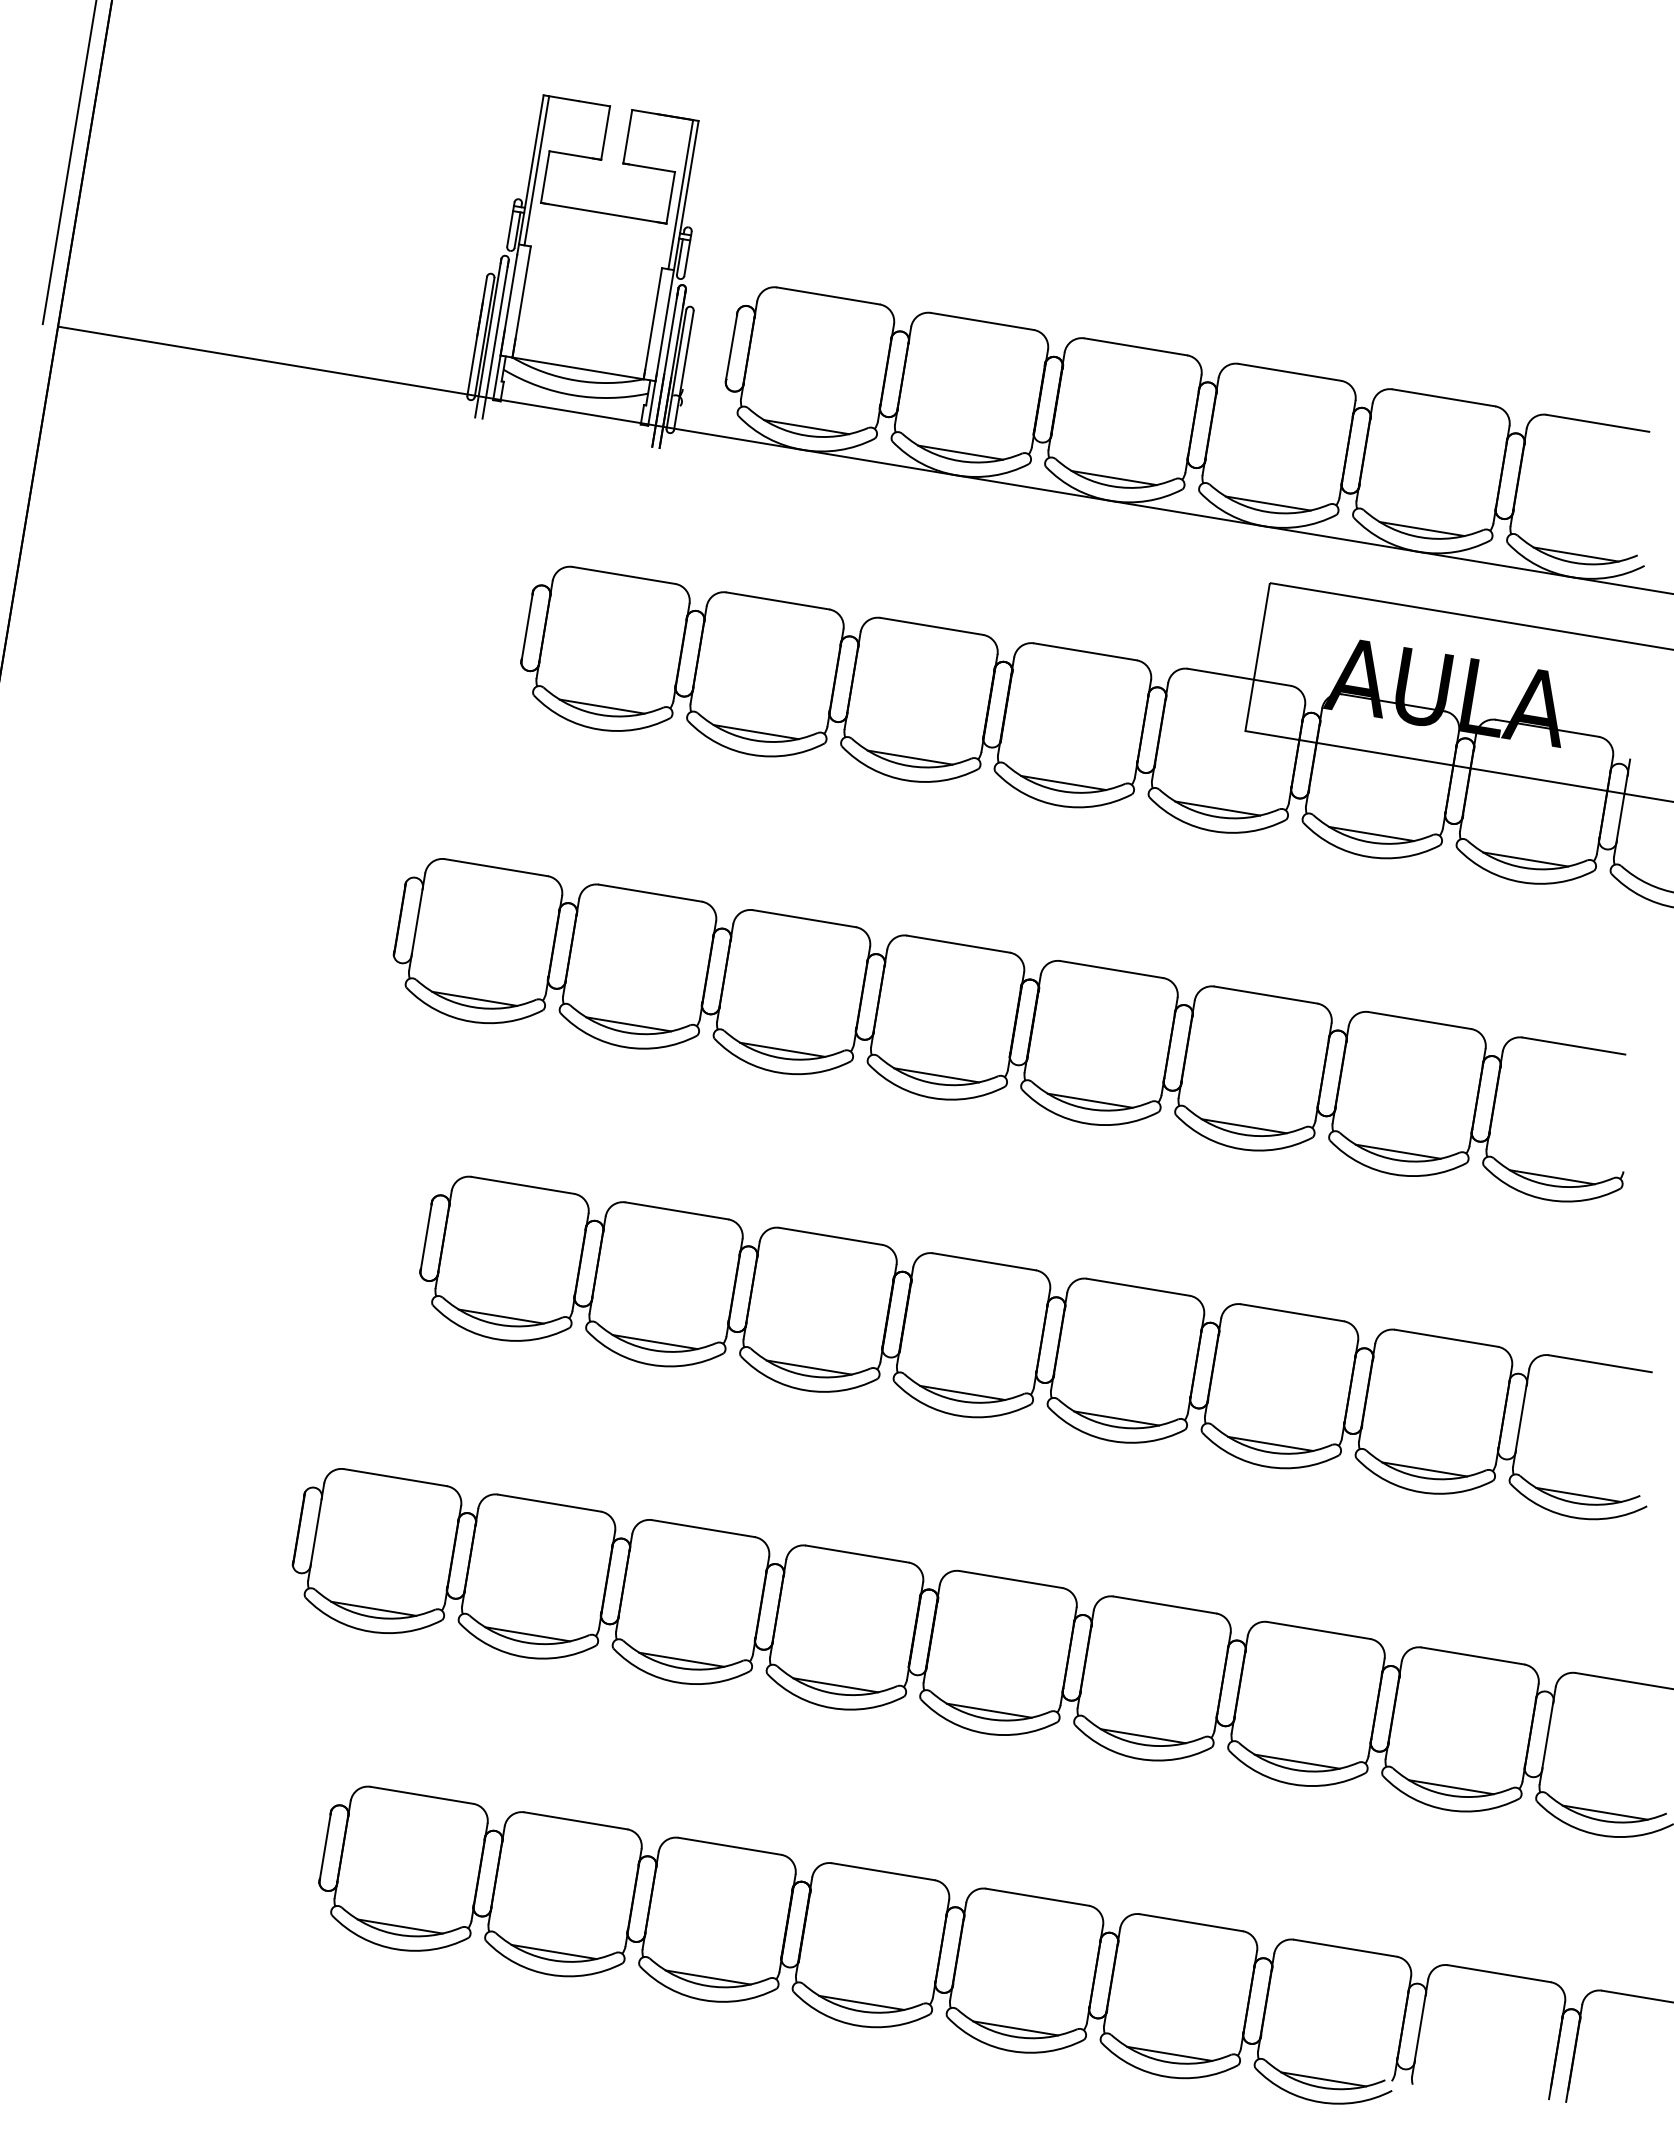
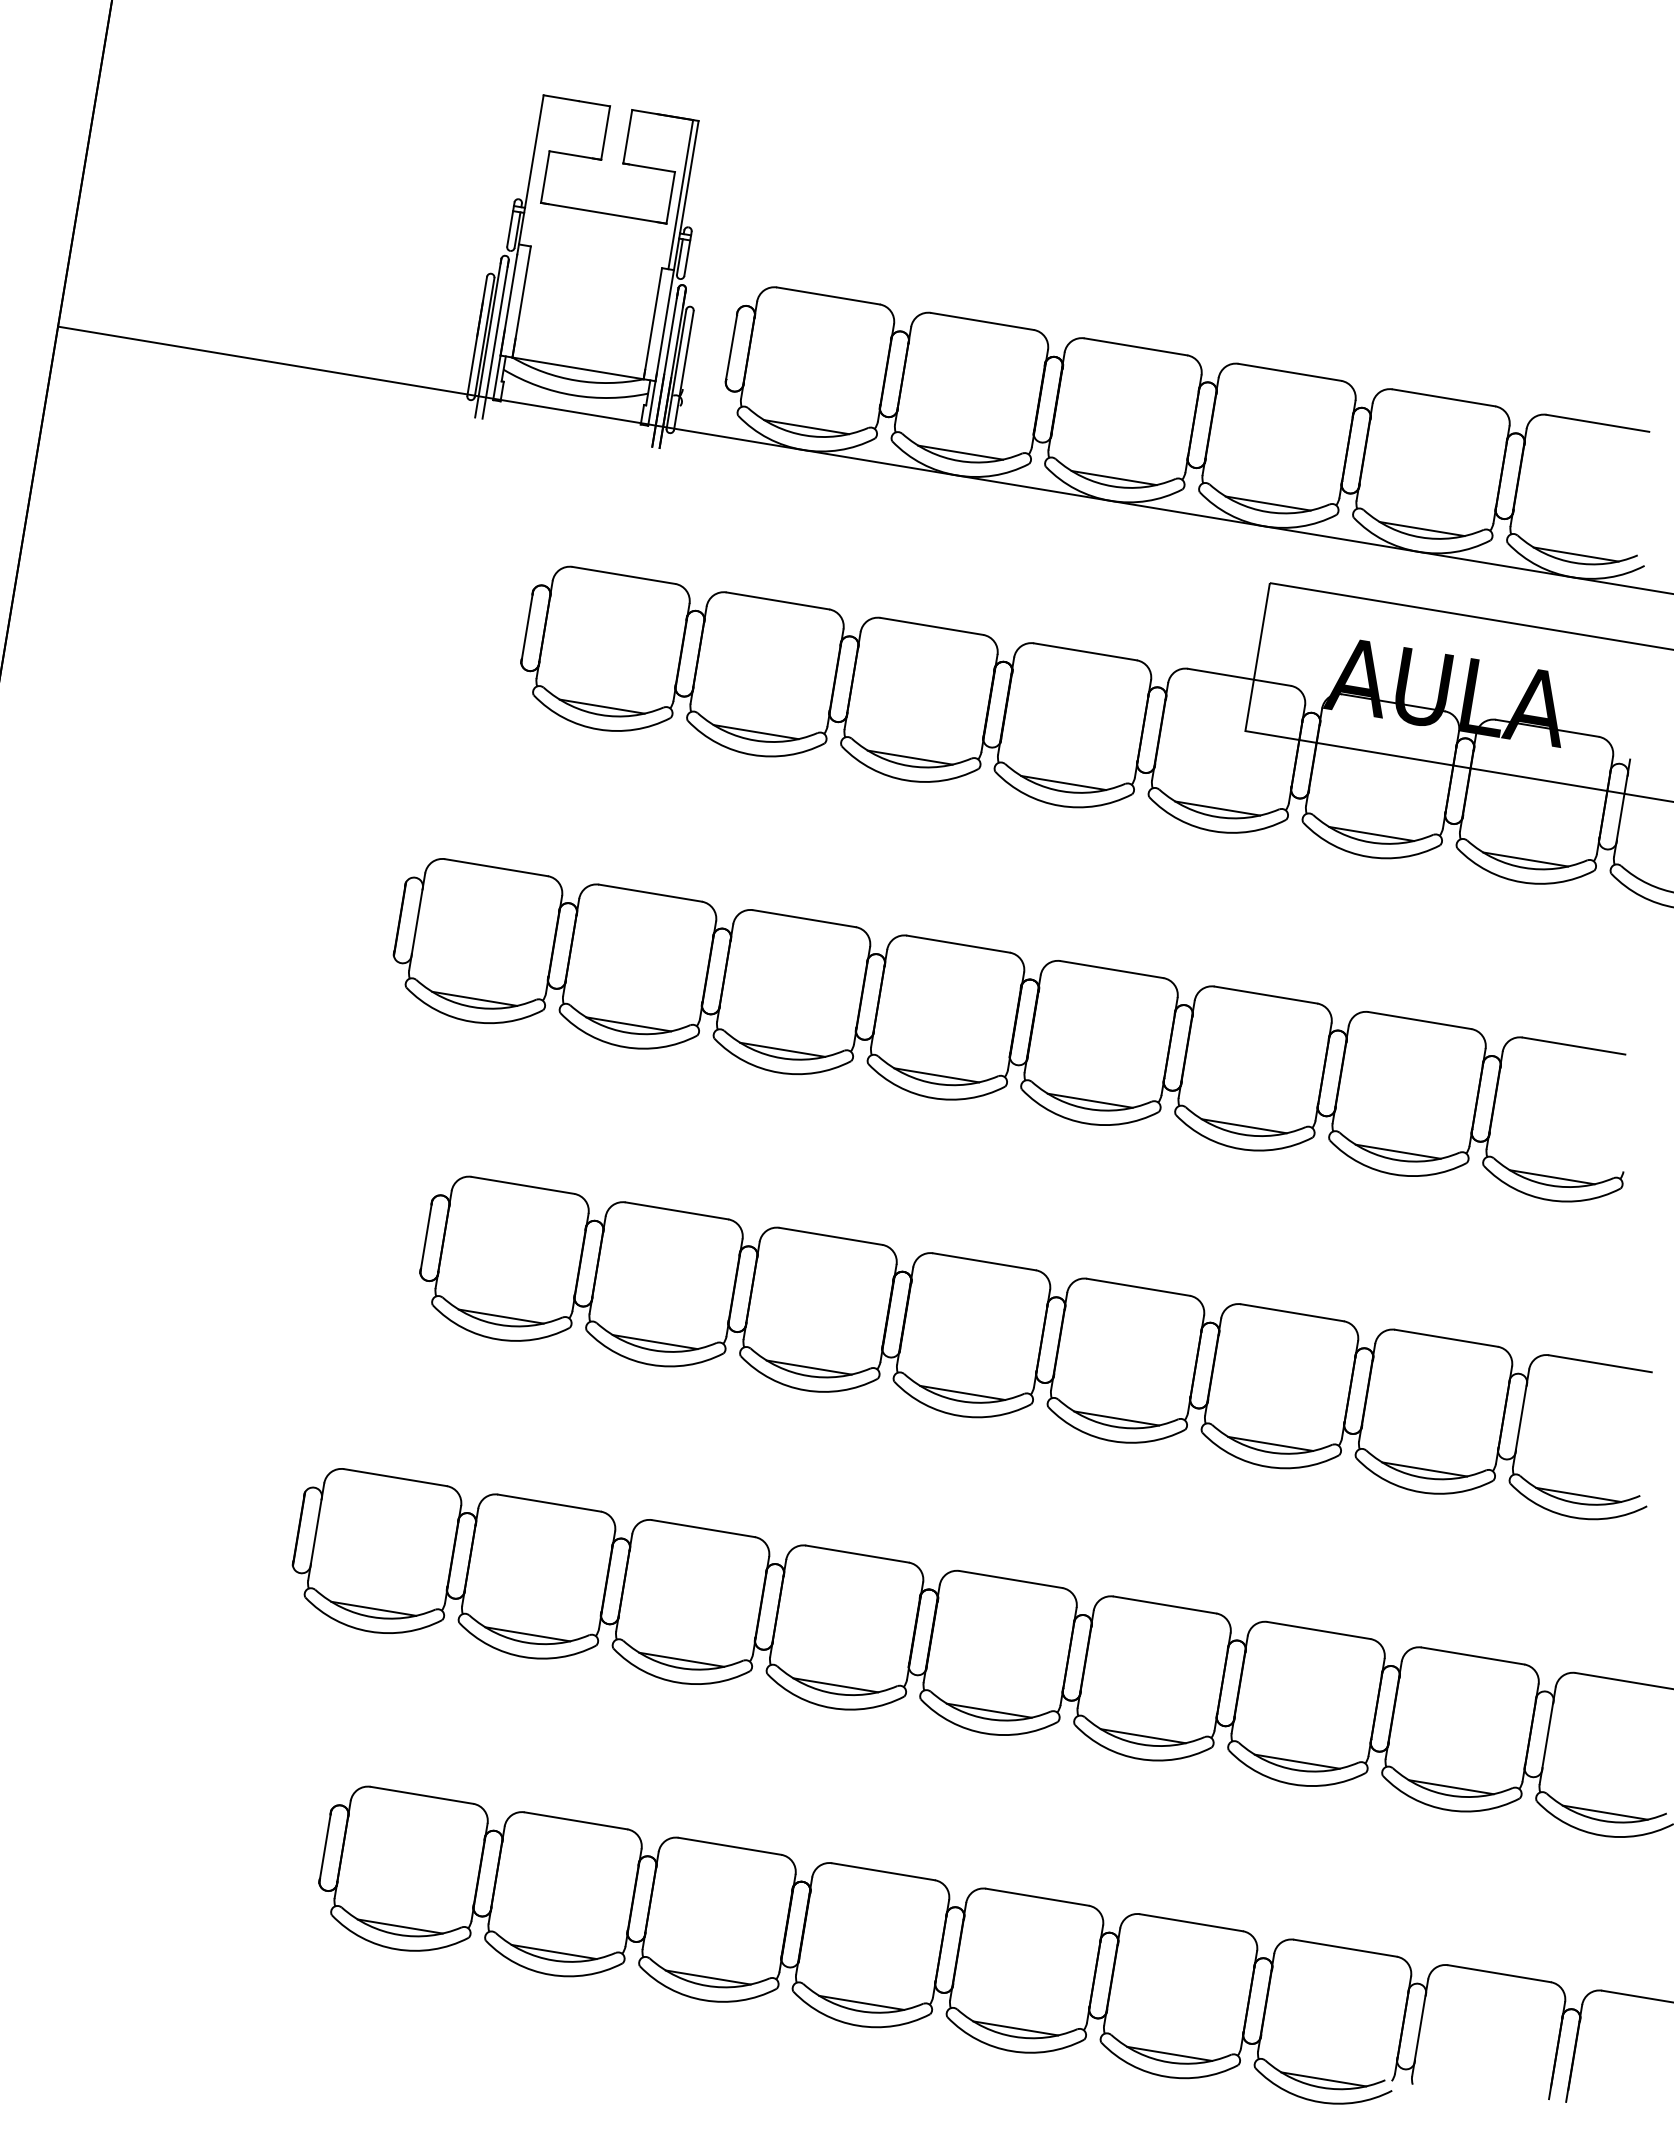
line: present -> none (69, 163)
line: present -> none (536, 170)
